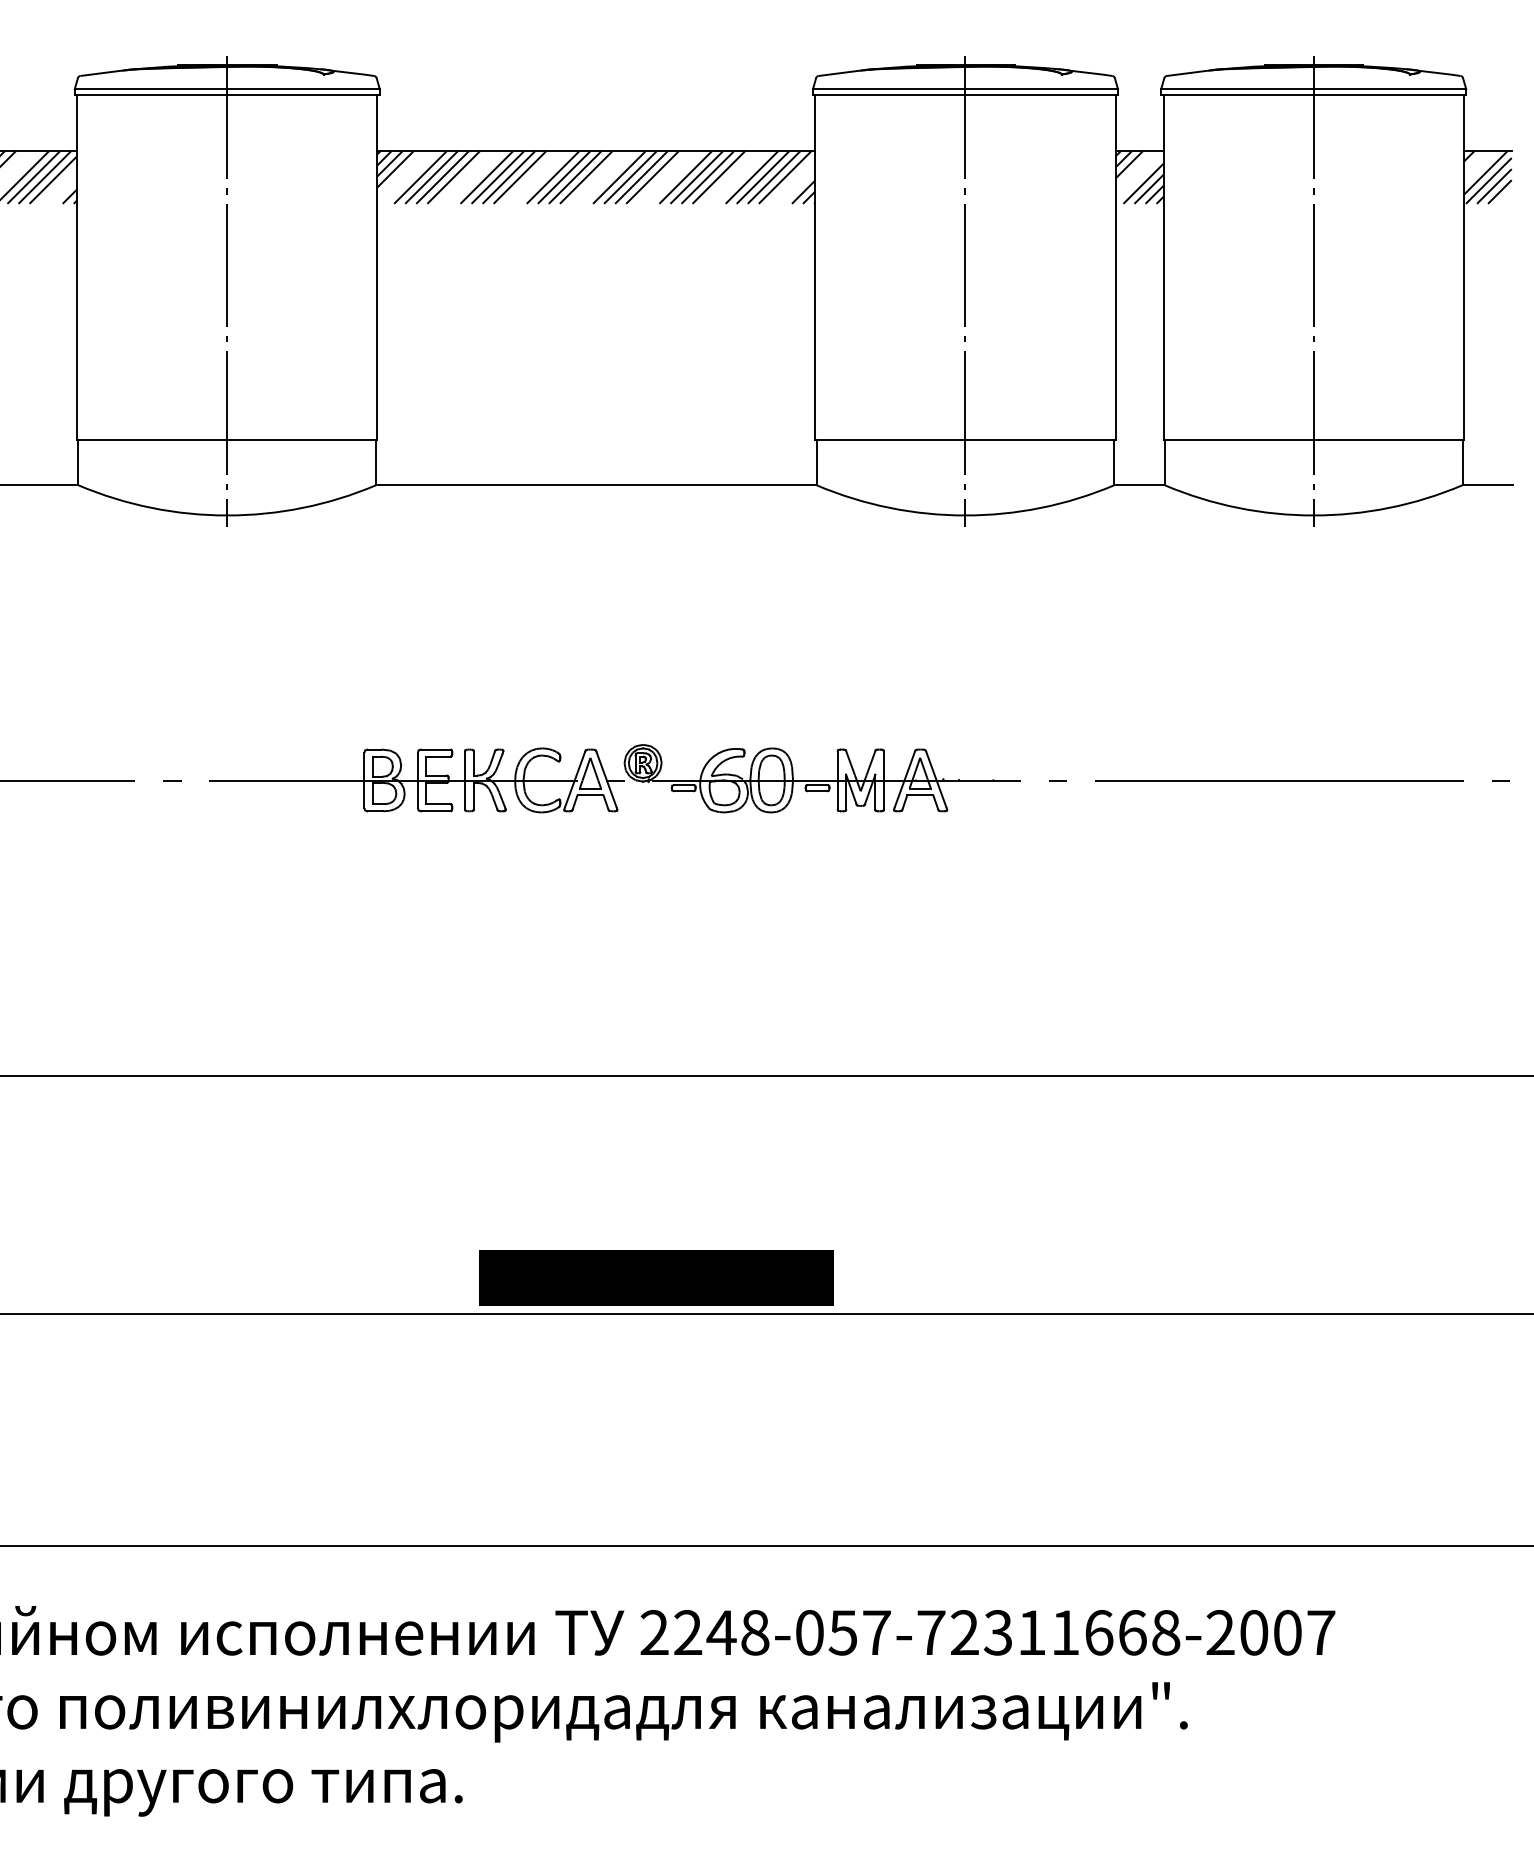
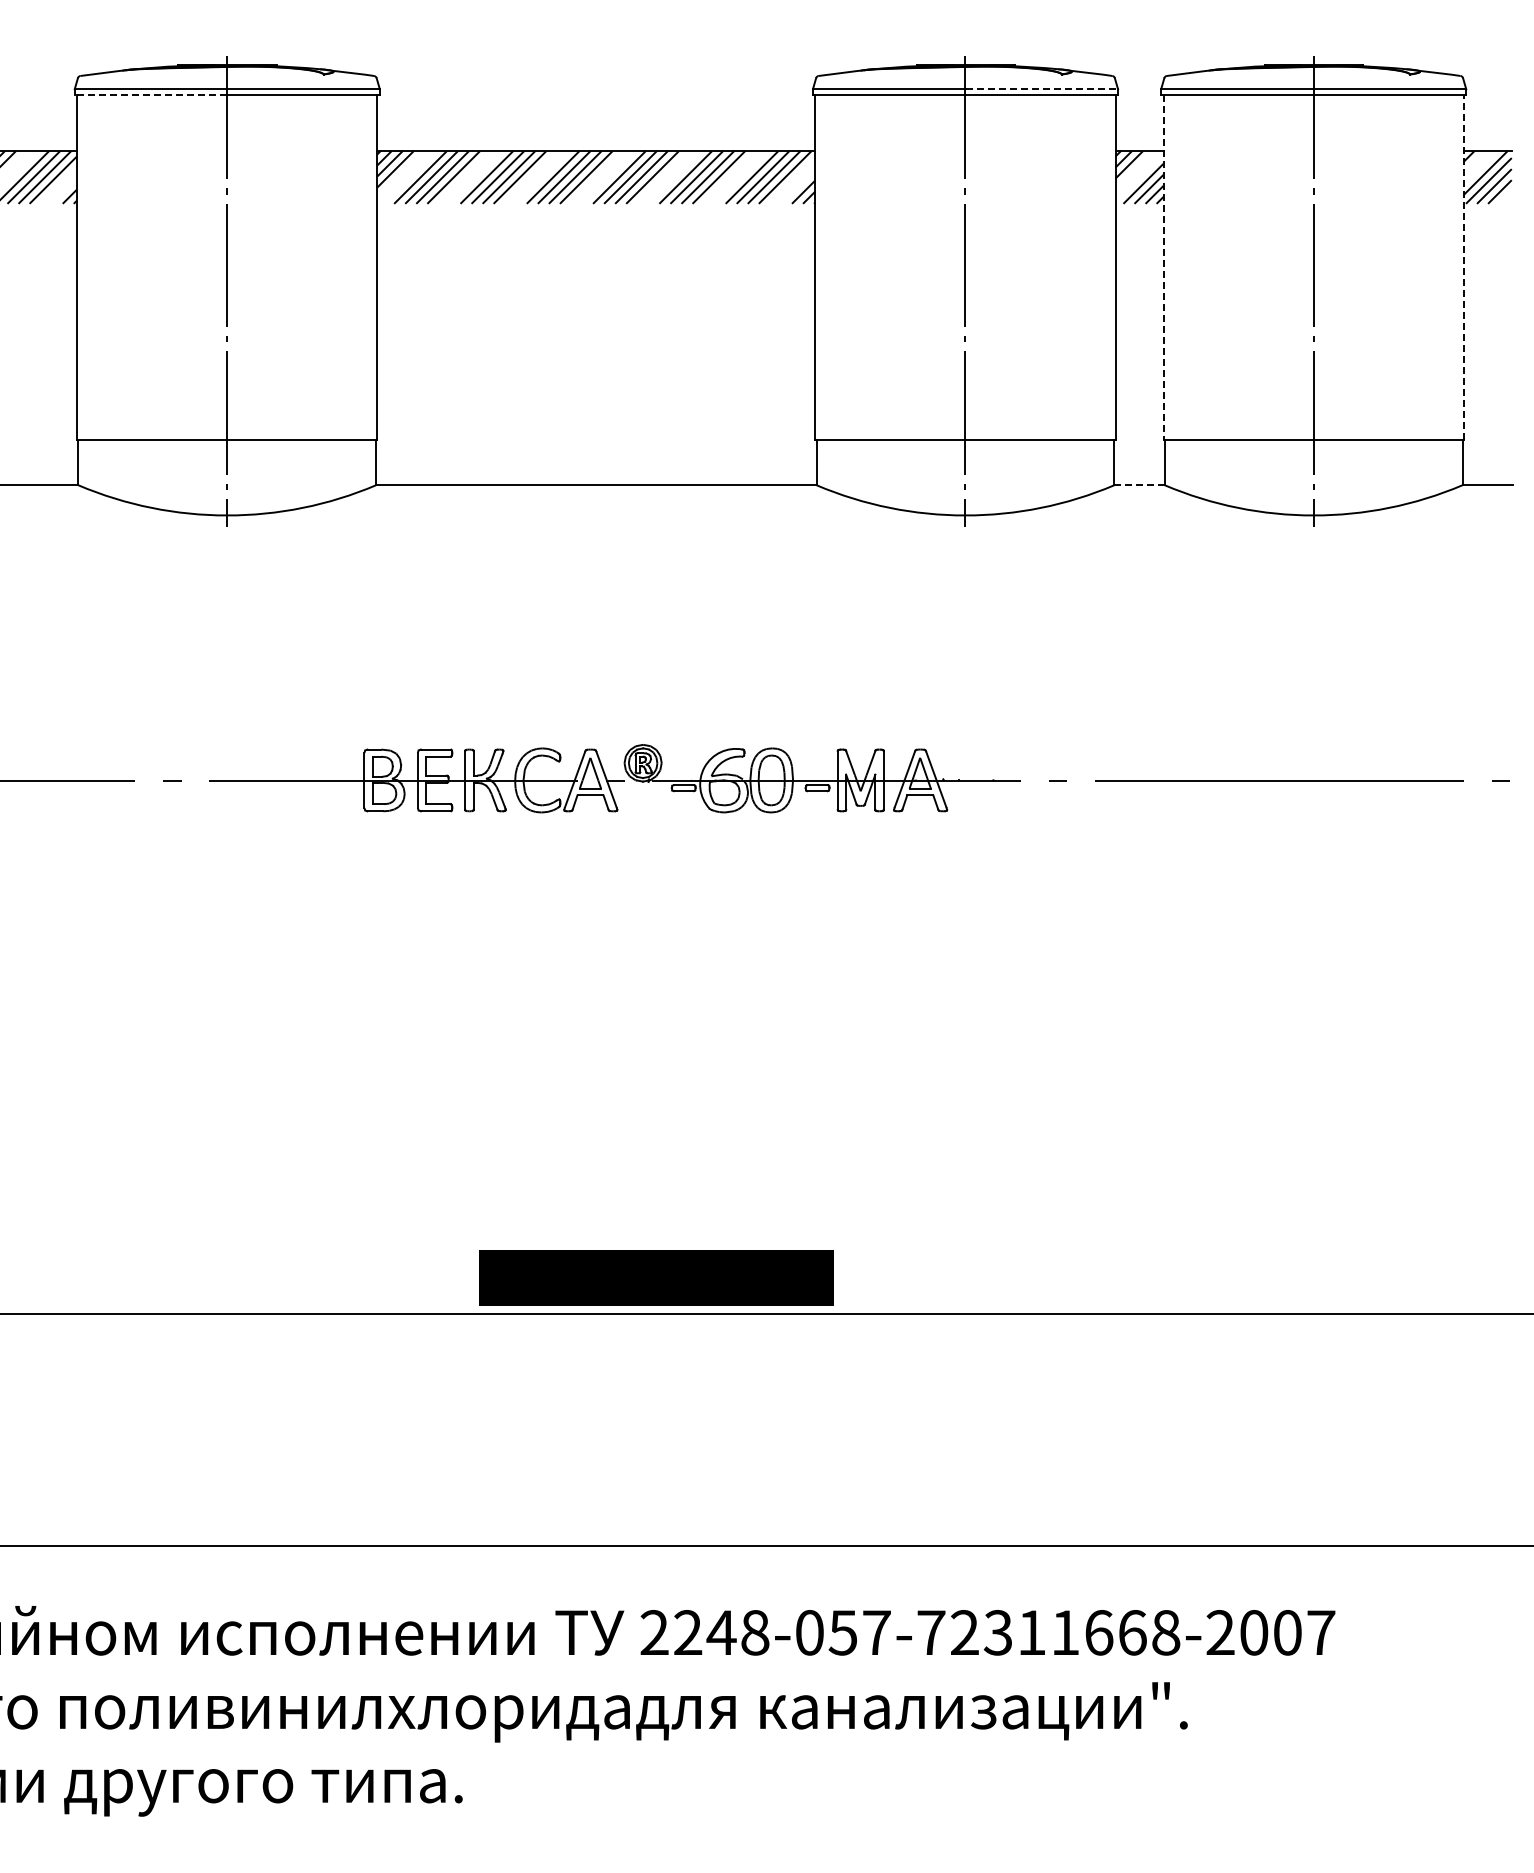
line: solid -> dashed (1042, 89)
line: solid -> dashed (150, 94)
line: solid -> dashed (1163, 267)
line: solid -> dashed (1463, 267)
line: solid -> dashed (1140, 485)
line: present -> none (766, 1075)
